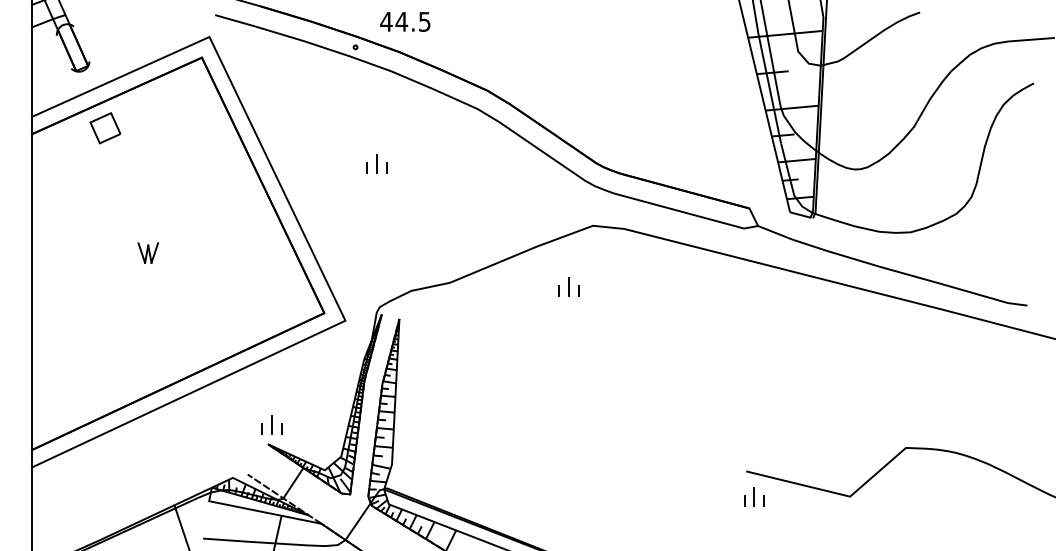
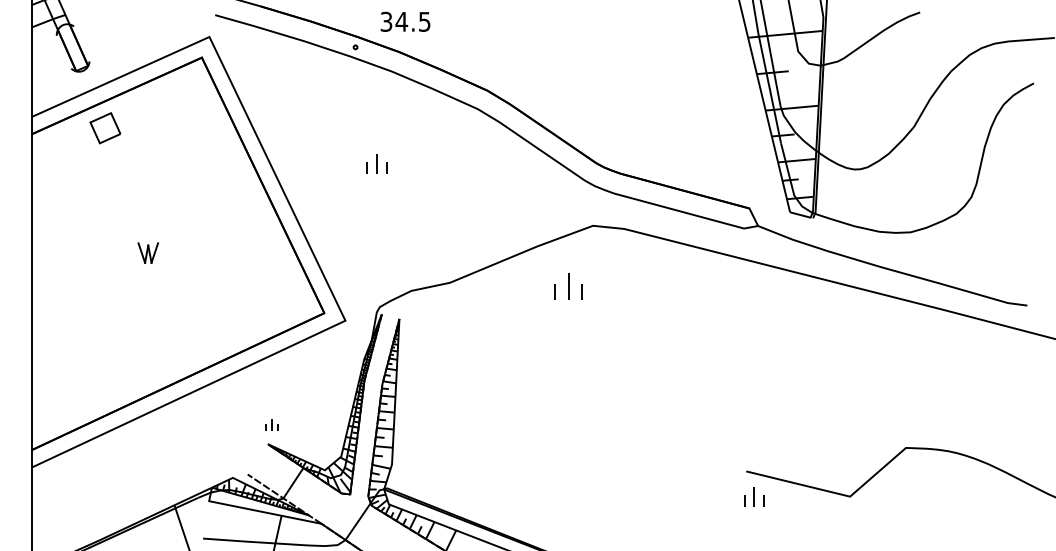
text: 44.5 -> 34.5 (386, 21)
part size: 22x20 px -> 29x27 px (568, 286)
part size: 22x20 px -> 14x12 px (271, 424)
